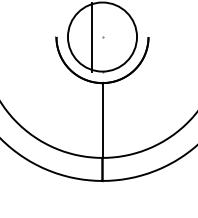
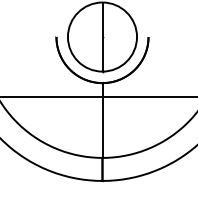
line position: (91, 36) -> (102, 36) (102, 36)
line: none -> present (98, 97)
